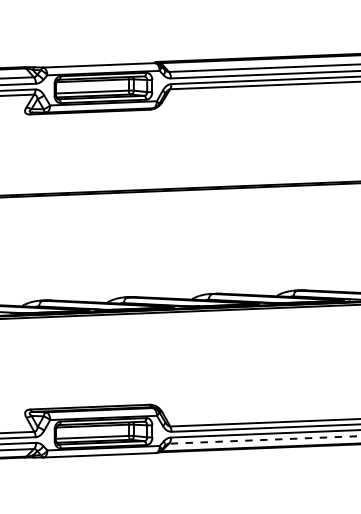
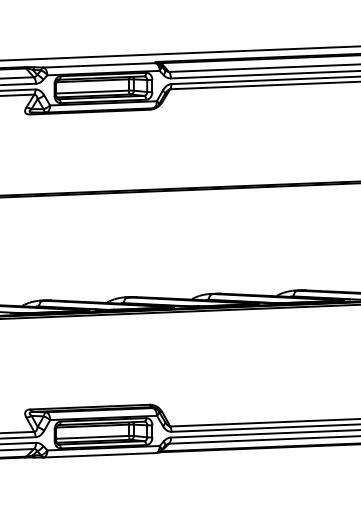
line: none -> present (179, 53)
line: dashed -> solid (264, 439)
